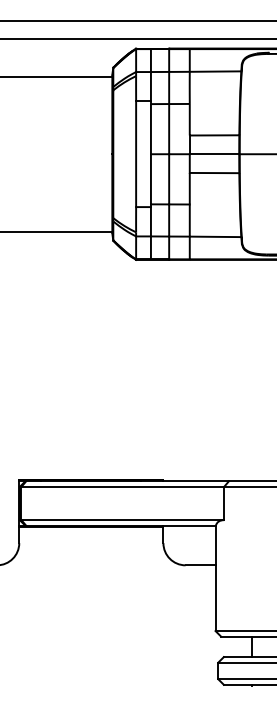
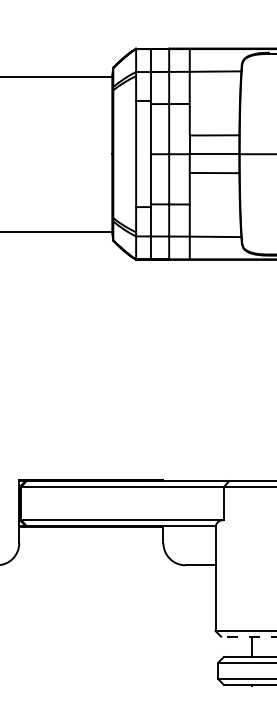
line: present -> none (137, 21)
line: present -> none (137, 39)
line: solid -> dashed (248, 636)
